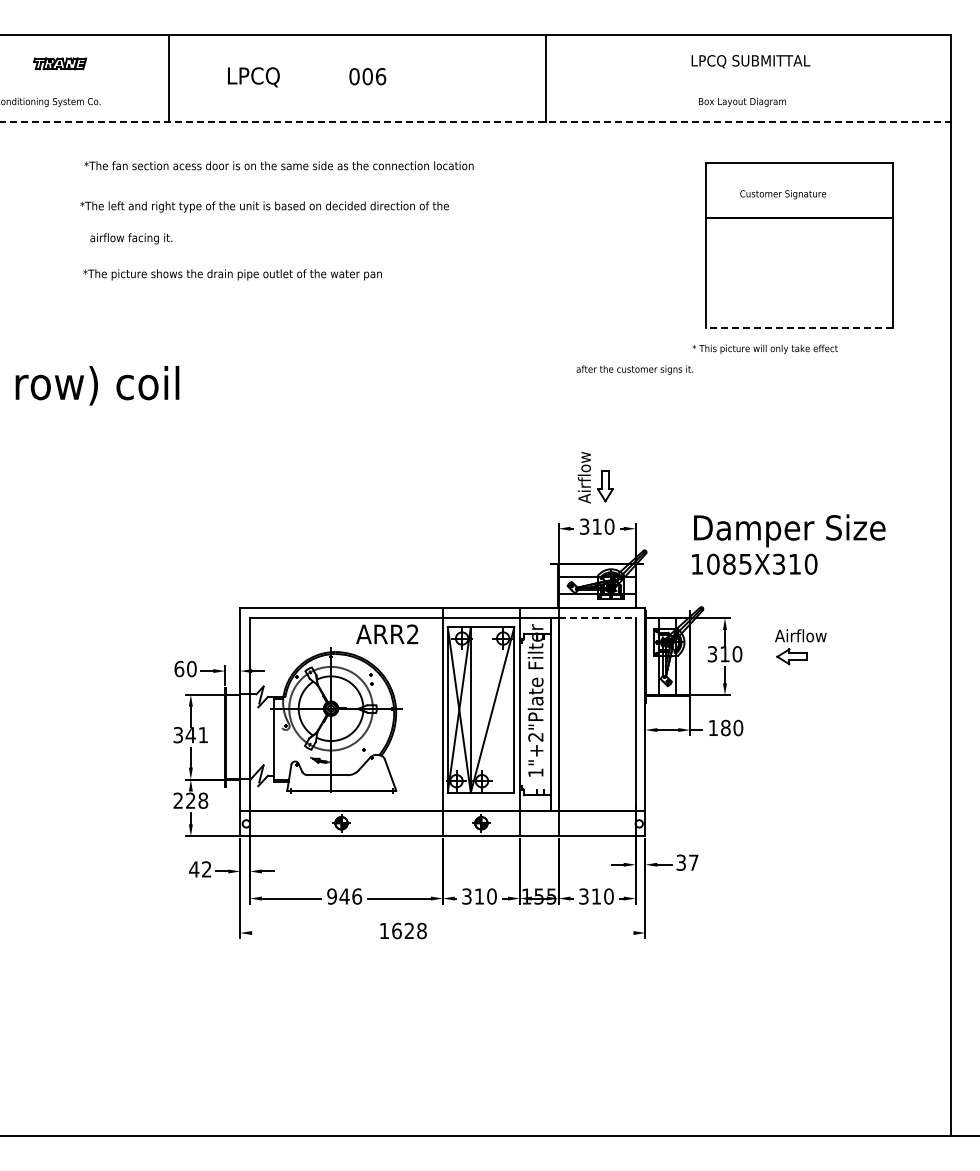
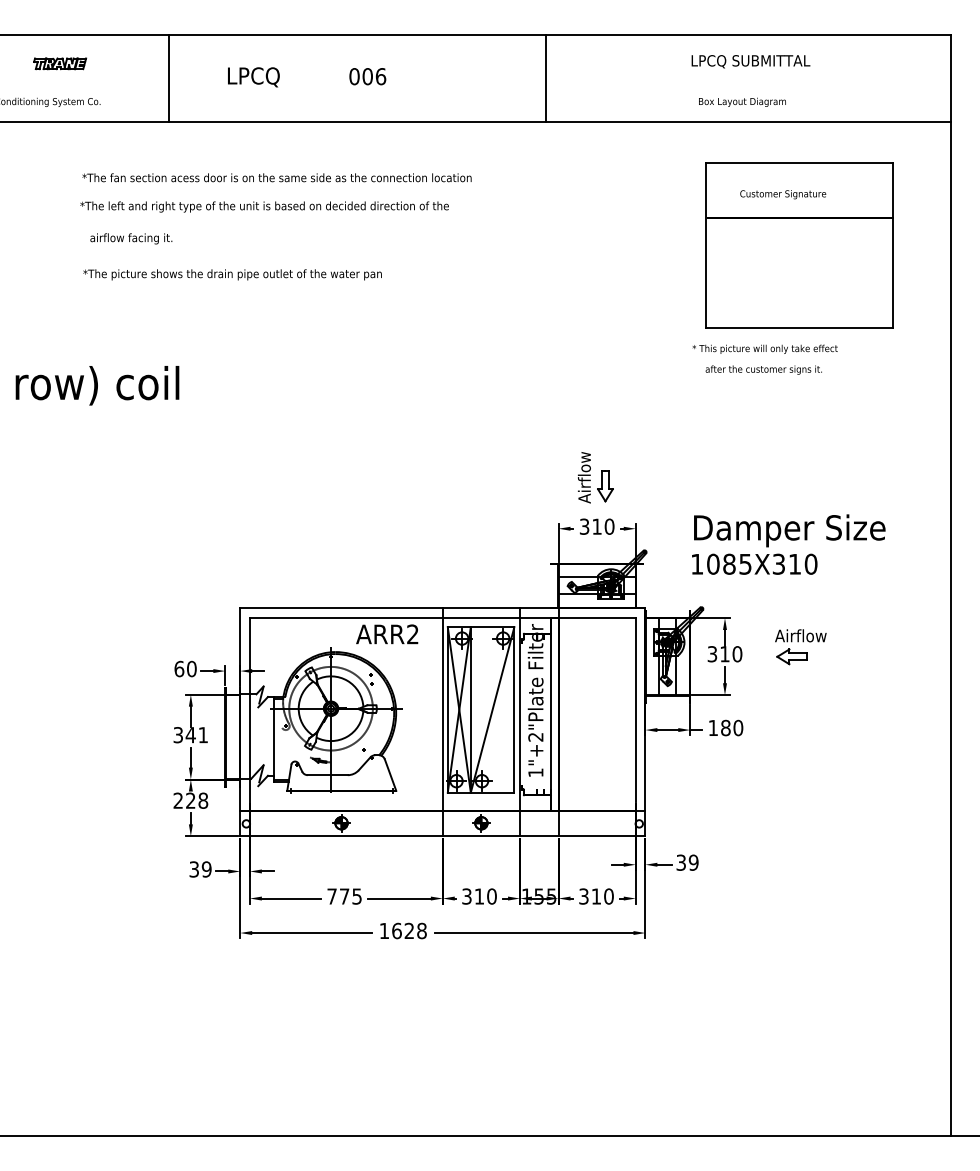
line: dashed -> solid (475, 122)
text position: (278, 165) -> (276, 177) (276, 177)
line: dashed -> solid (798, 327)
text position: (634, 369) -> (763, 369) (763, 369)
line: dashed -> solid (597, 618)
text: 37 -> 39 (693, 862)
text: 42 -> 39 (200, 869)
text: 946 -> 775 (344, 896)
line: none -> present (311, 933)
line: none -> present (533, 933)
